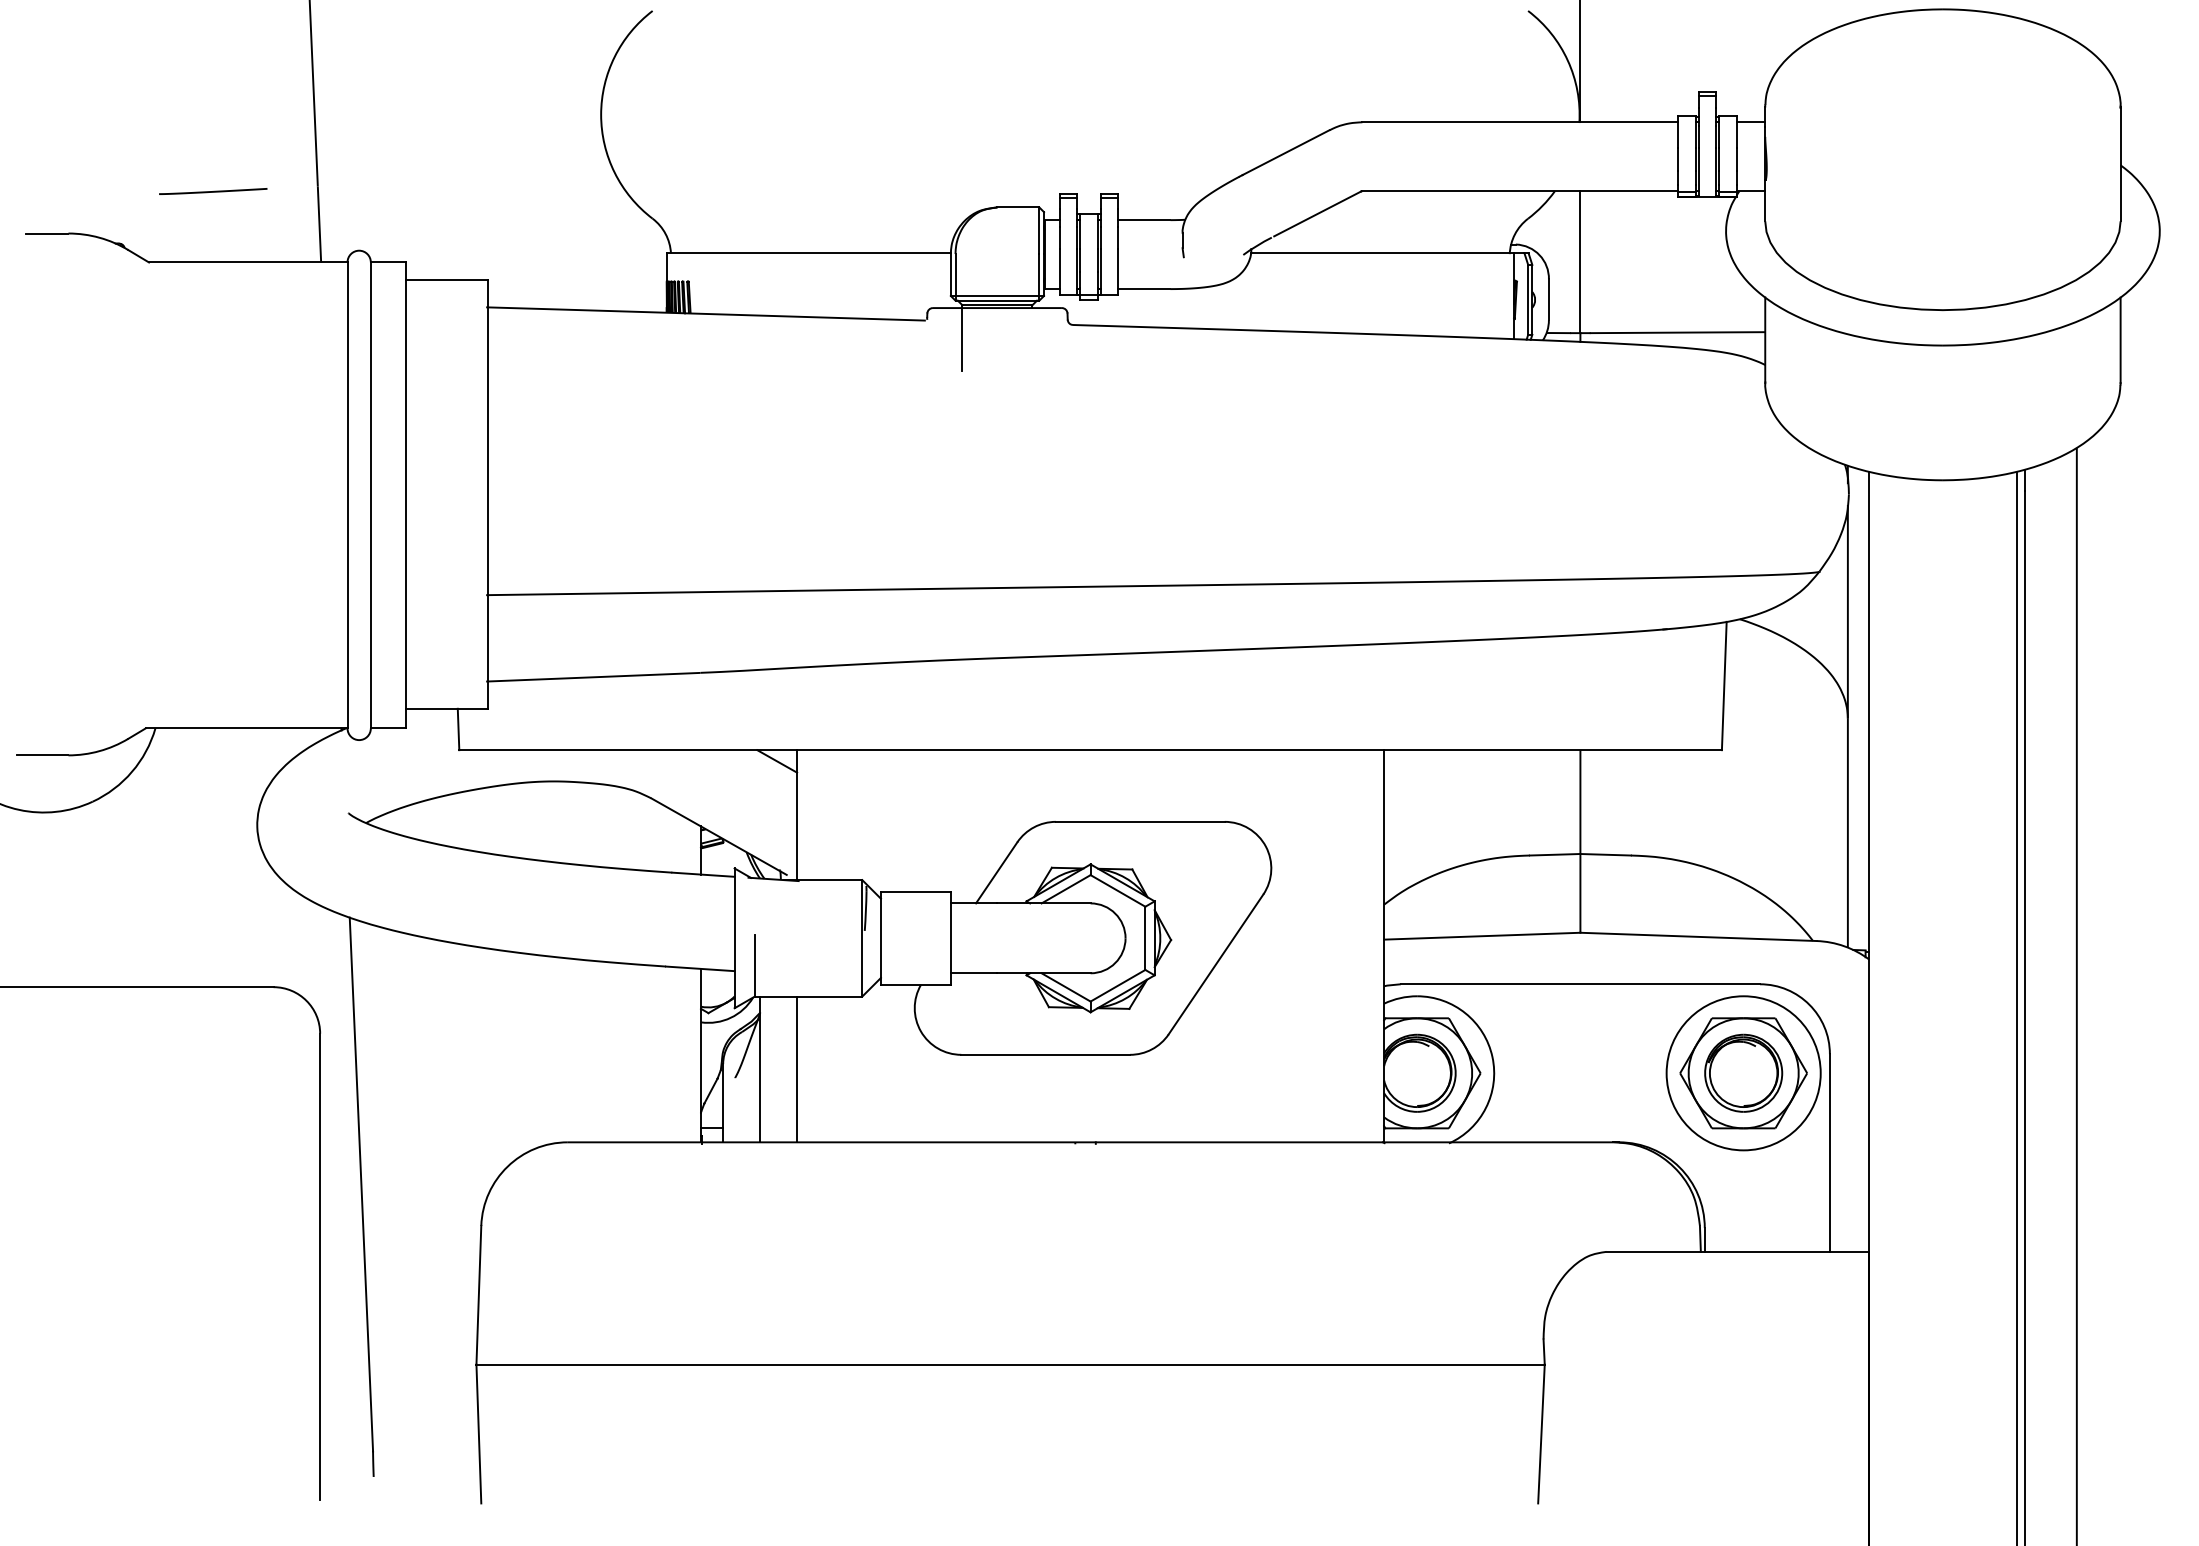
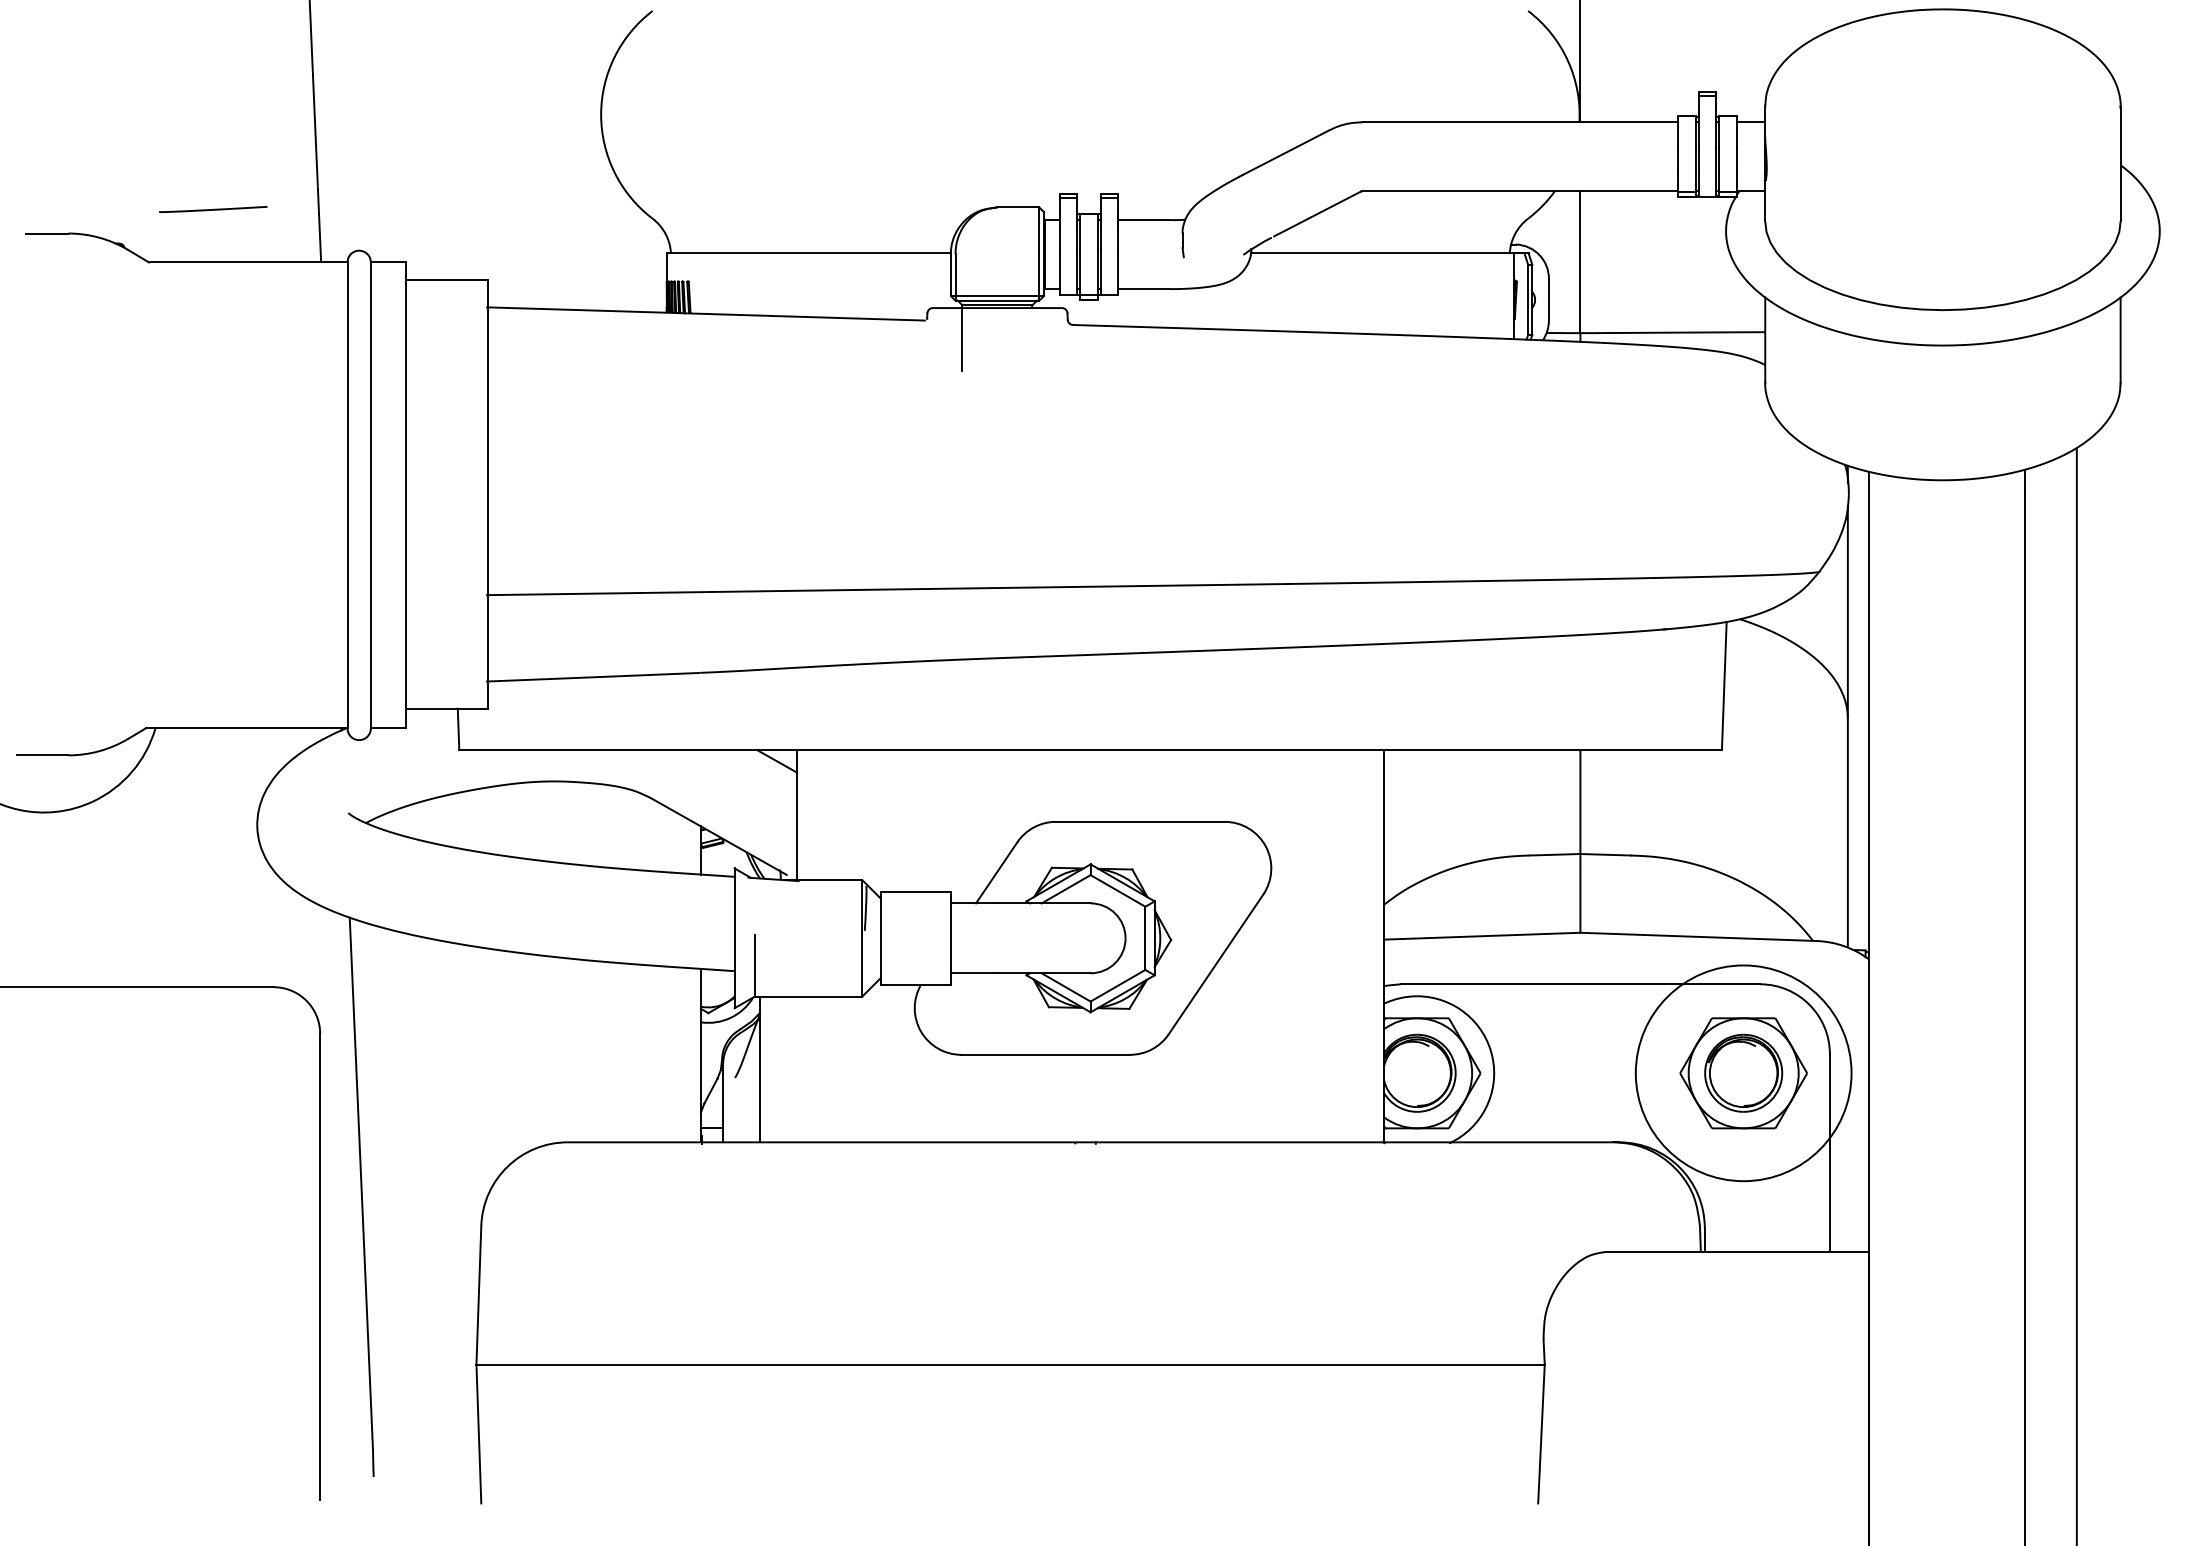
line position: (213, 191) -> (213, 209) (213, 209)
line: present -> none (2016, 1006)
line: present -> none (797, 1069)
circle diameter: 154 px -> 216 px (1743, 1073)
